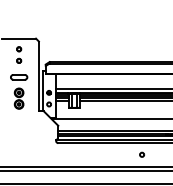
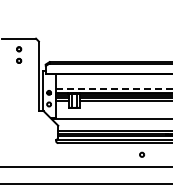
line: solid -> dashed (114, 88)
part: present -> none (19, 91)
line: present -> none (85, 171)
